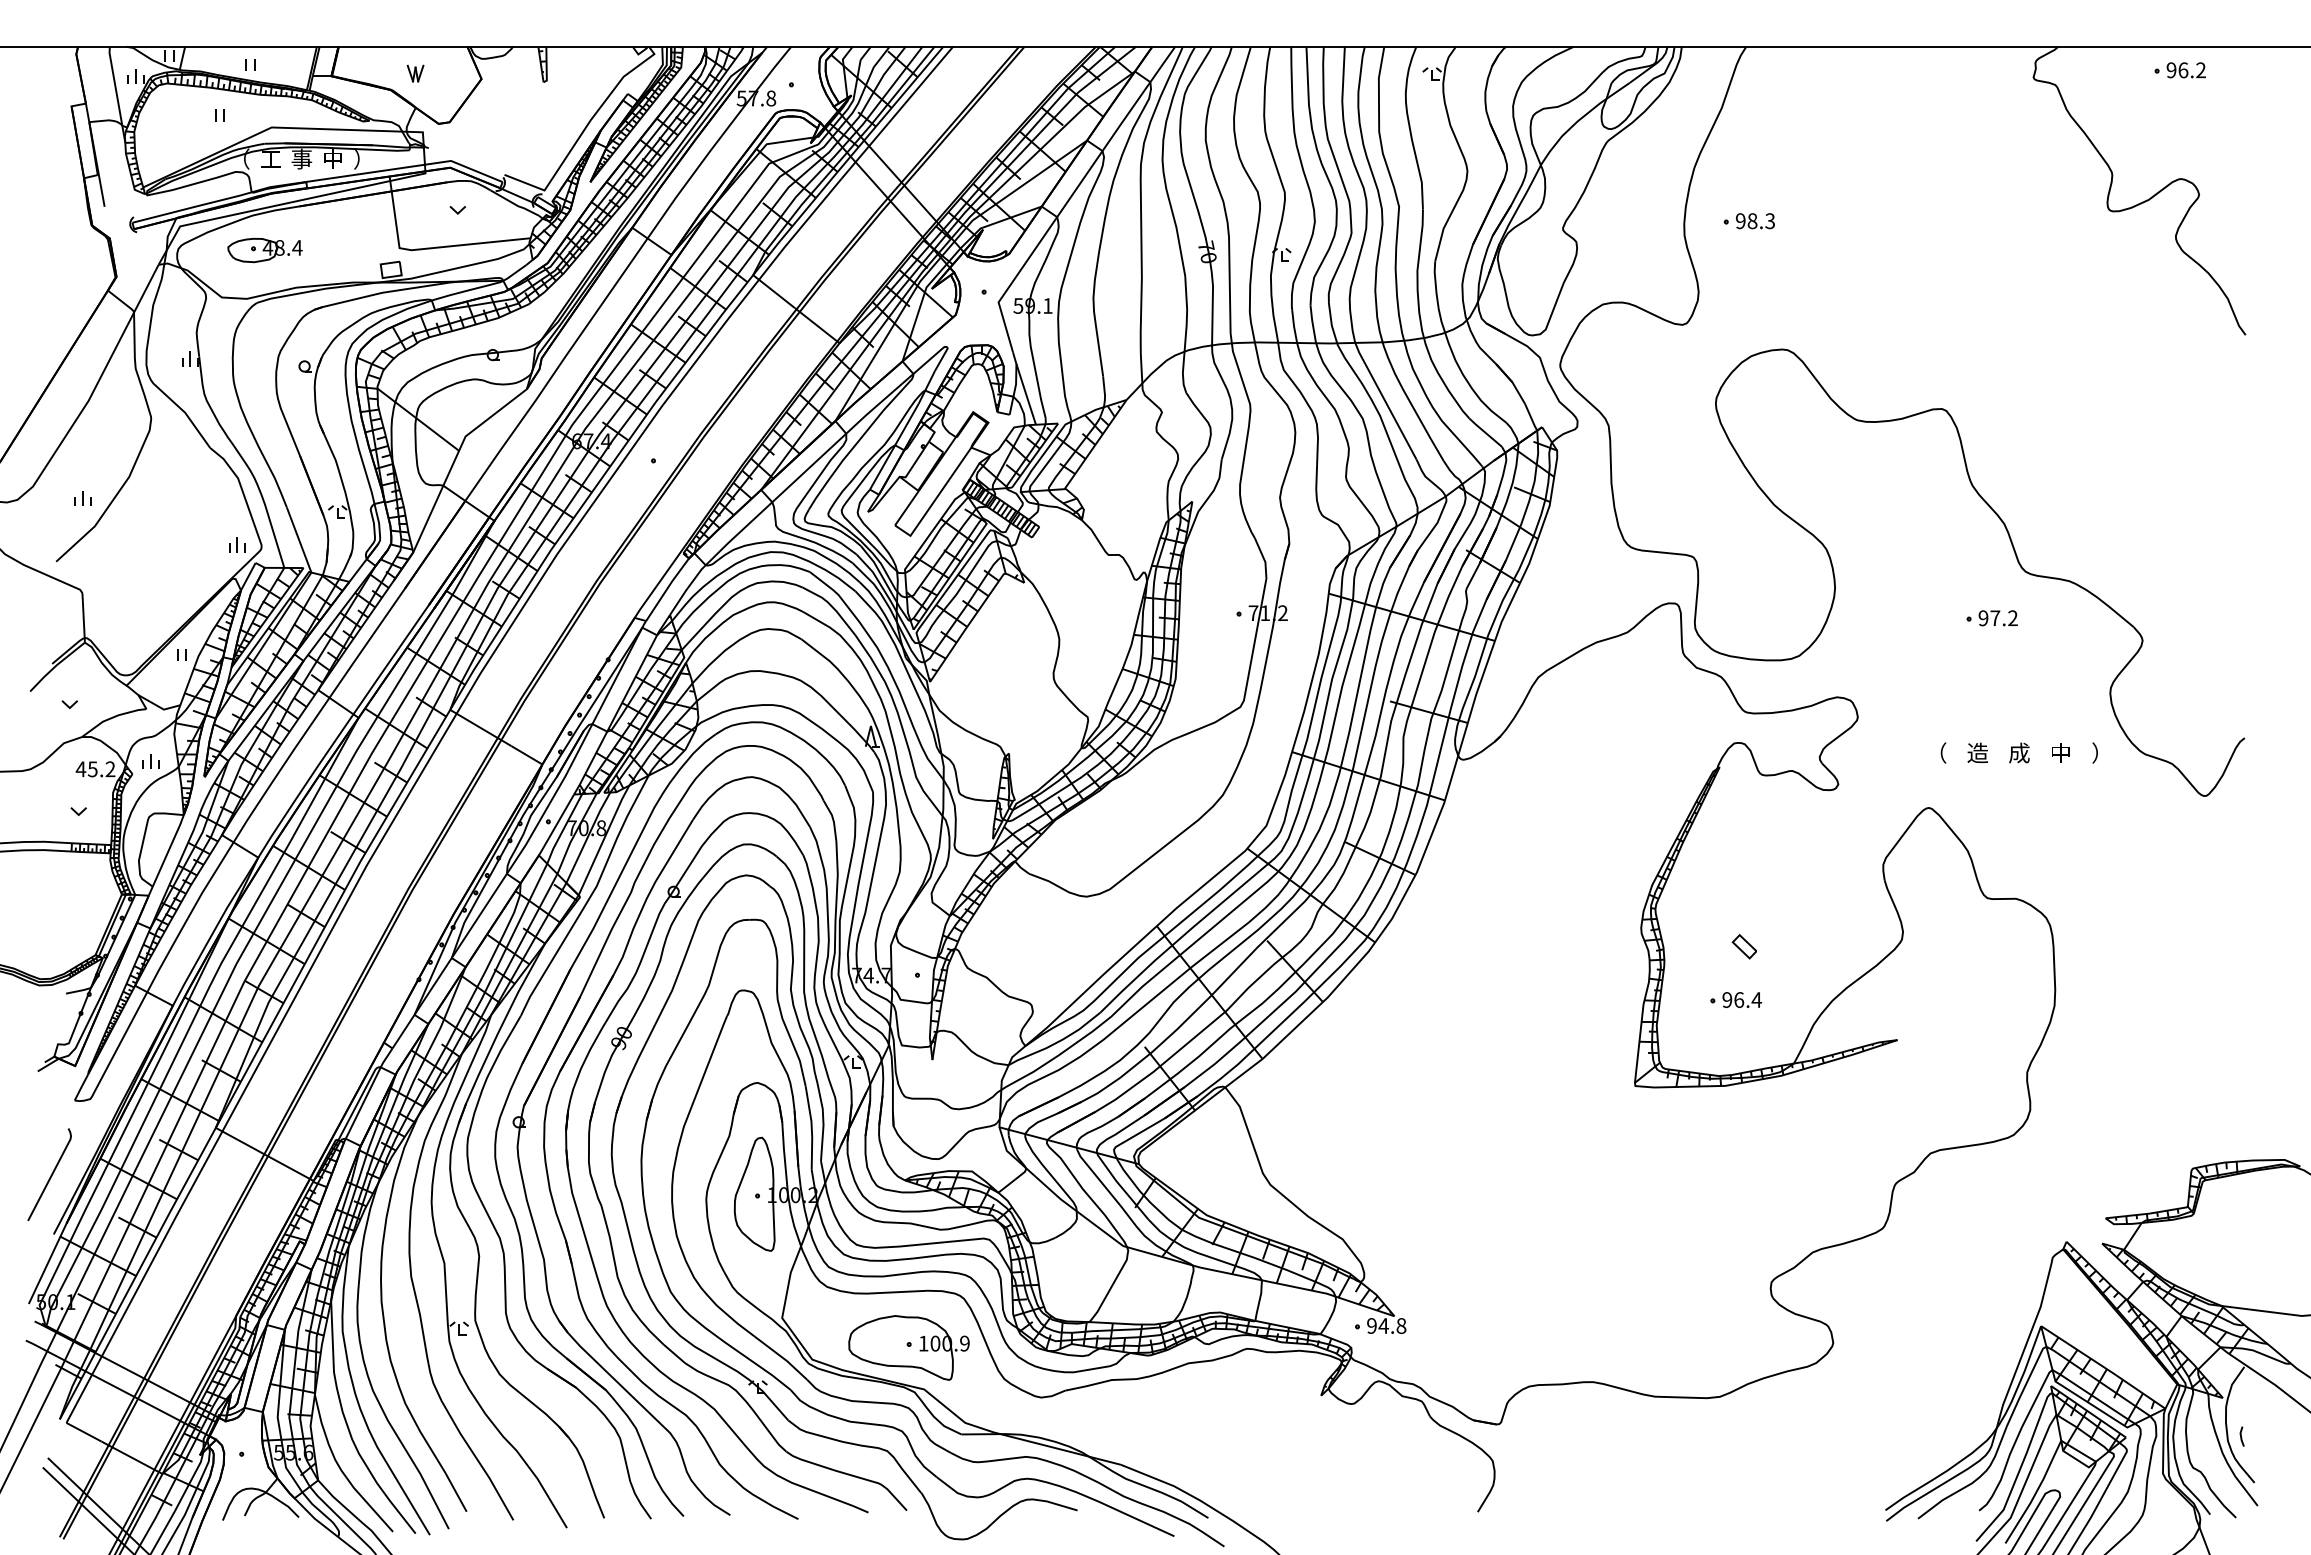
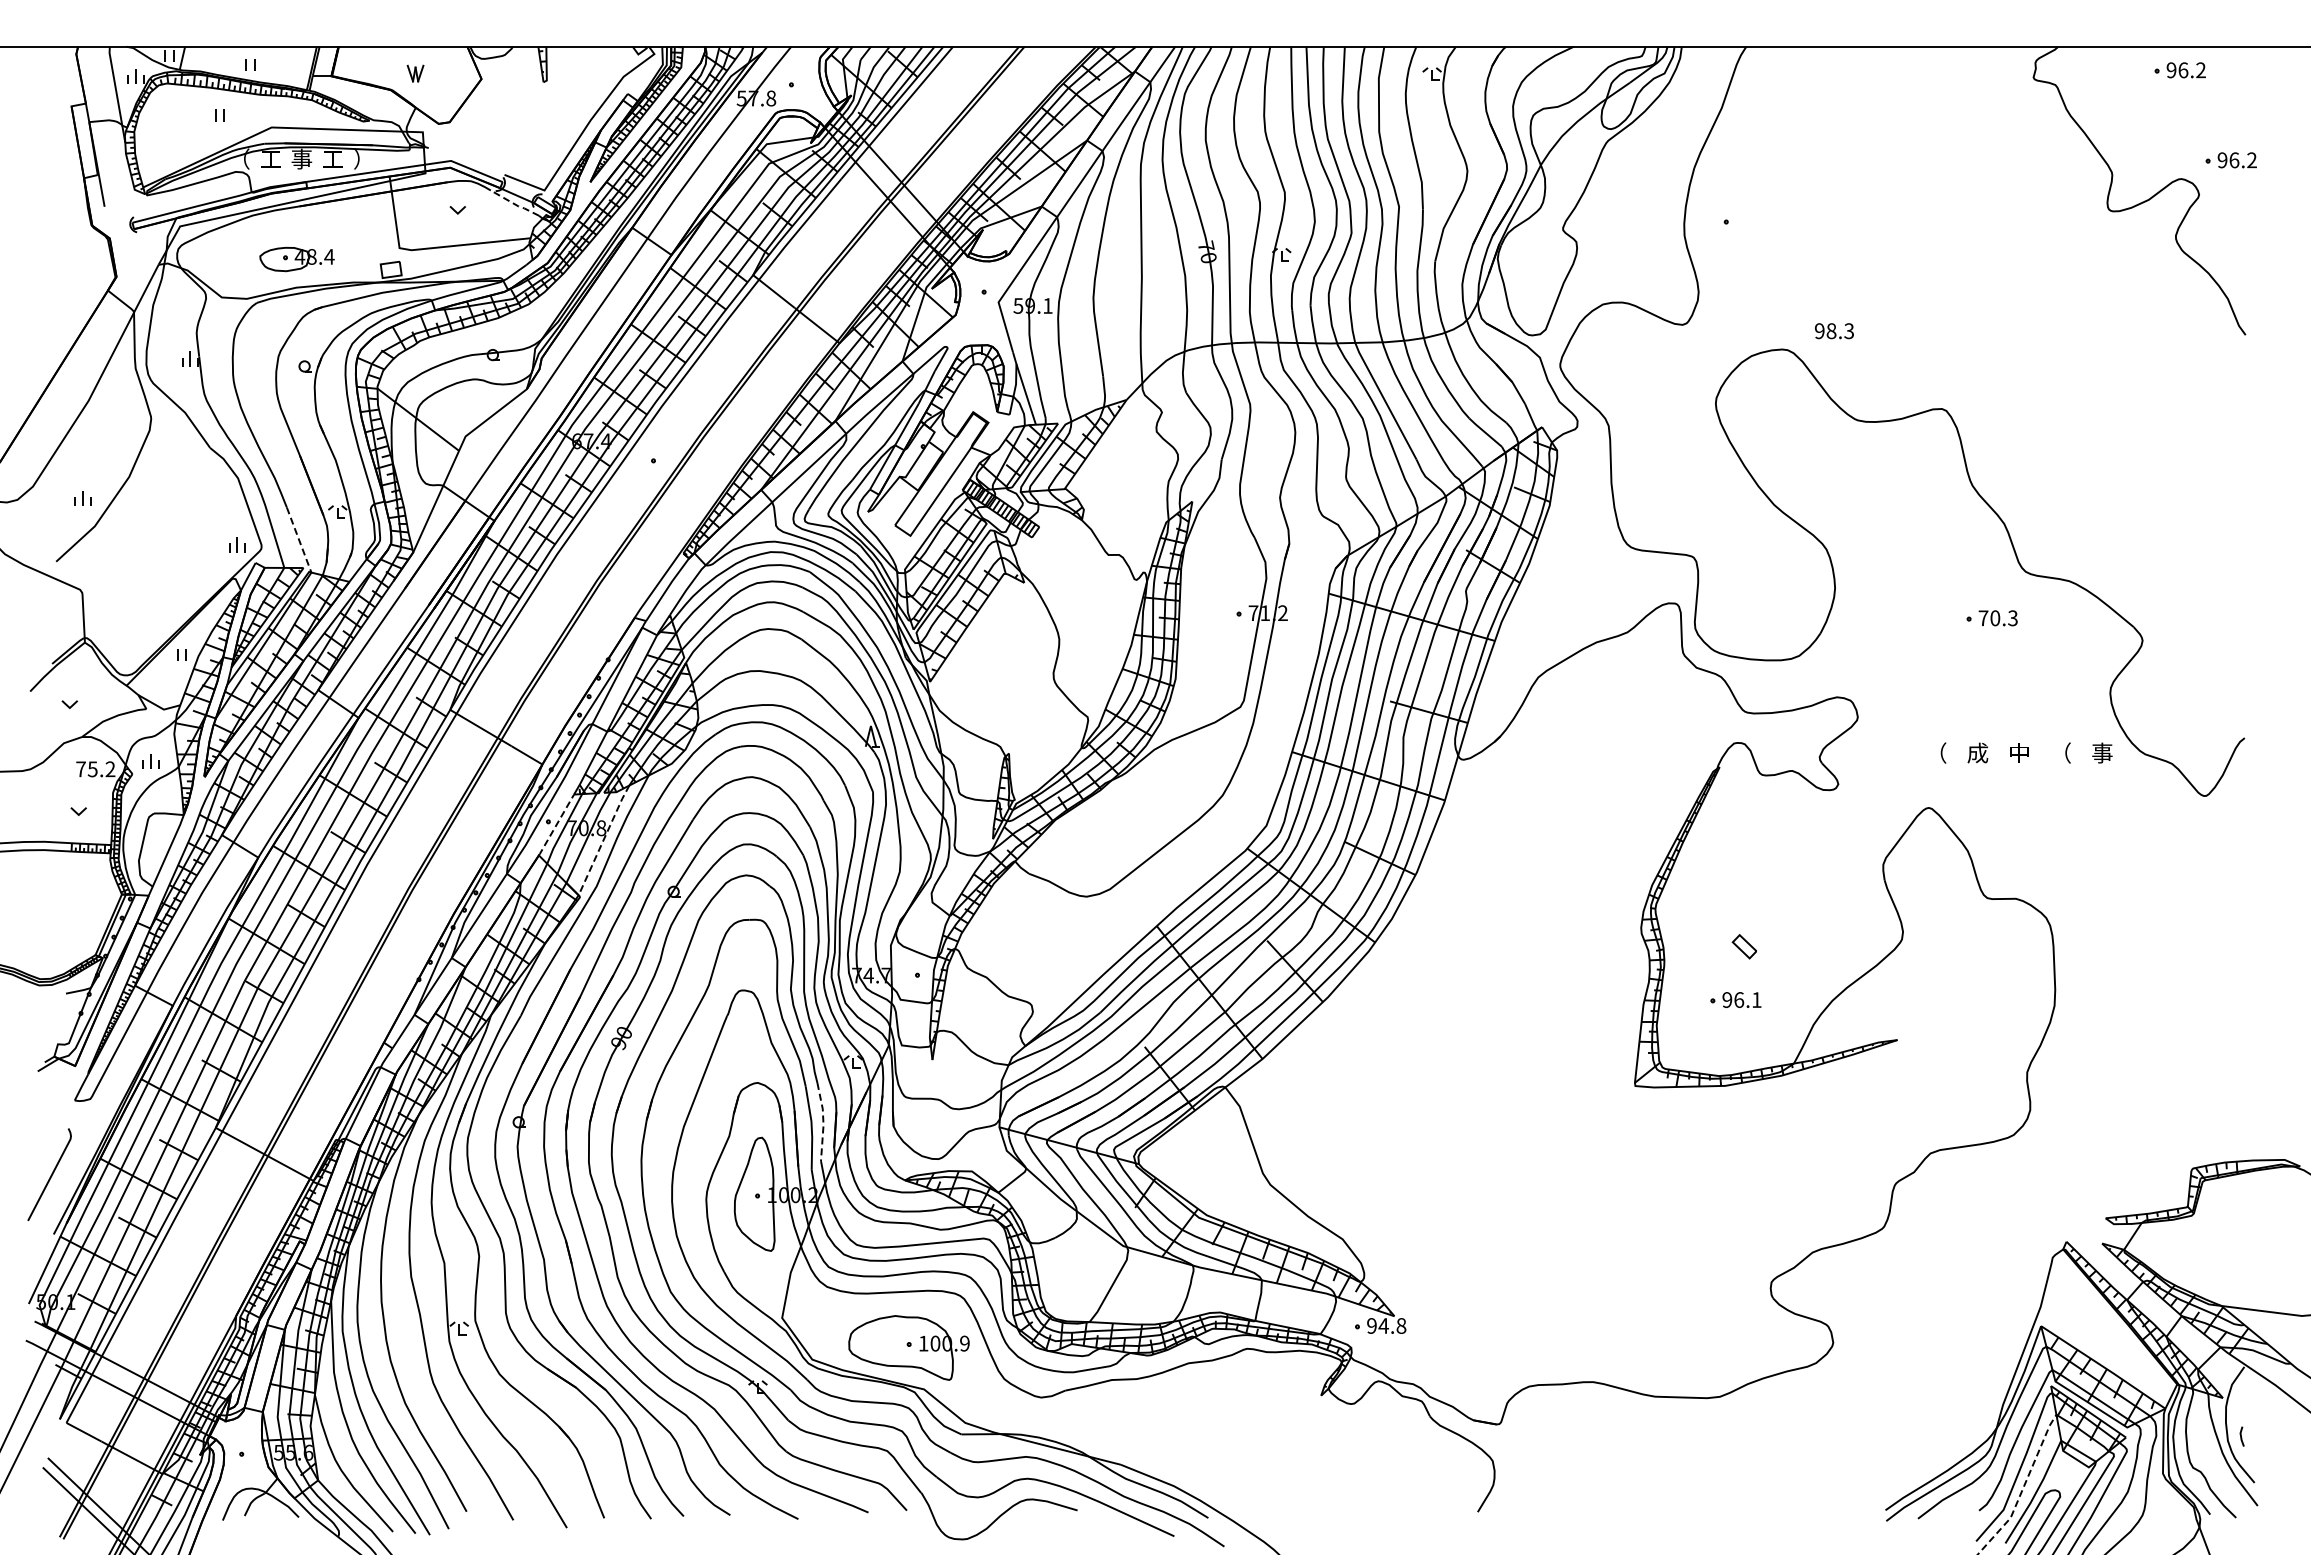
text: 中 -> 工 (332, 158)
part: none -> present (2230, 160)
line: solid -> dashed (515, 204)
text position: (1755, 221) -> (1834, 331) (1834, 331)
part position: (264, 250) -> (296, 259) (296, 259)
line: solid -> dashed (299, 540)
text: 97.2 -> 70.3 (1997, 618)
text: 造 -> 成 (1977, 752)
text: 成 -> 中 (2019, 752)
text: 中 -> （ (2061, 752)
text: ） -> 事 (2102, 752)
text: 45.2 -> 75.2 (80, 769)
line: solid -> dashed (556, 825)
line: solid -> dashed (603, 839)
text: 96.4 -> 96.1 (1756, 999)
line: solid -> dashed (823, 1121)
line: solid -> dashed (2023, 1487)
